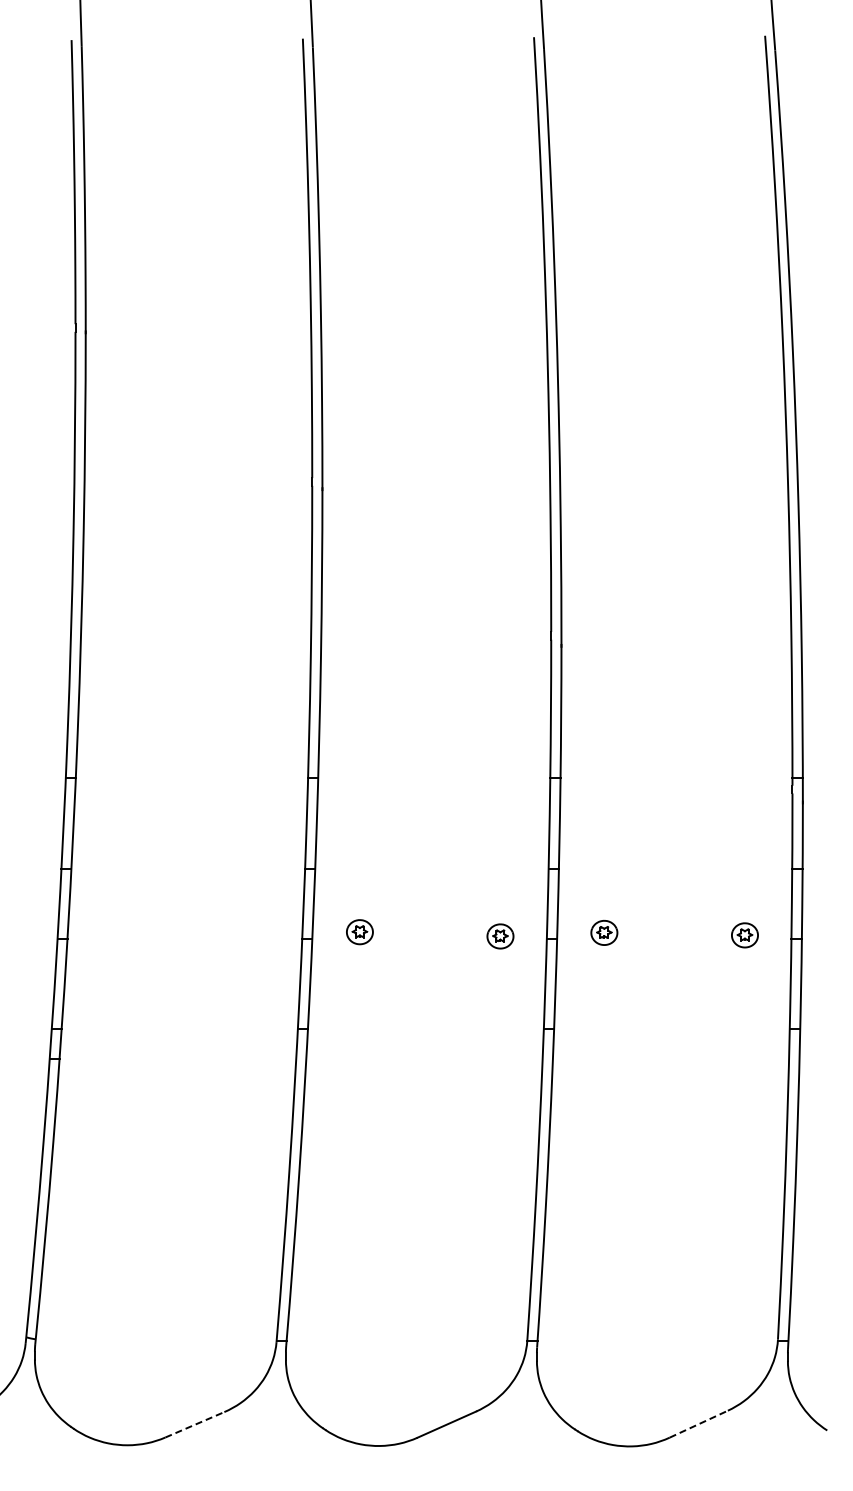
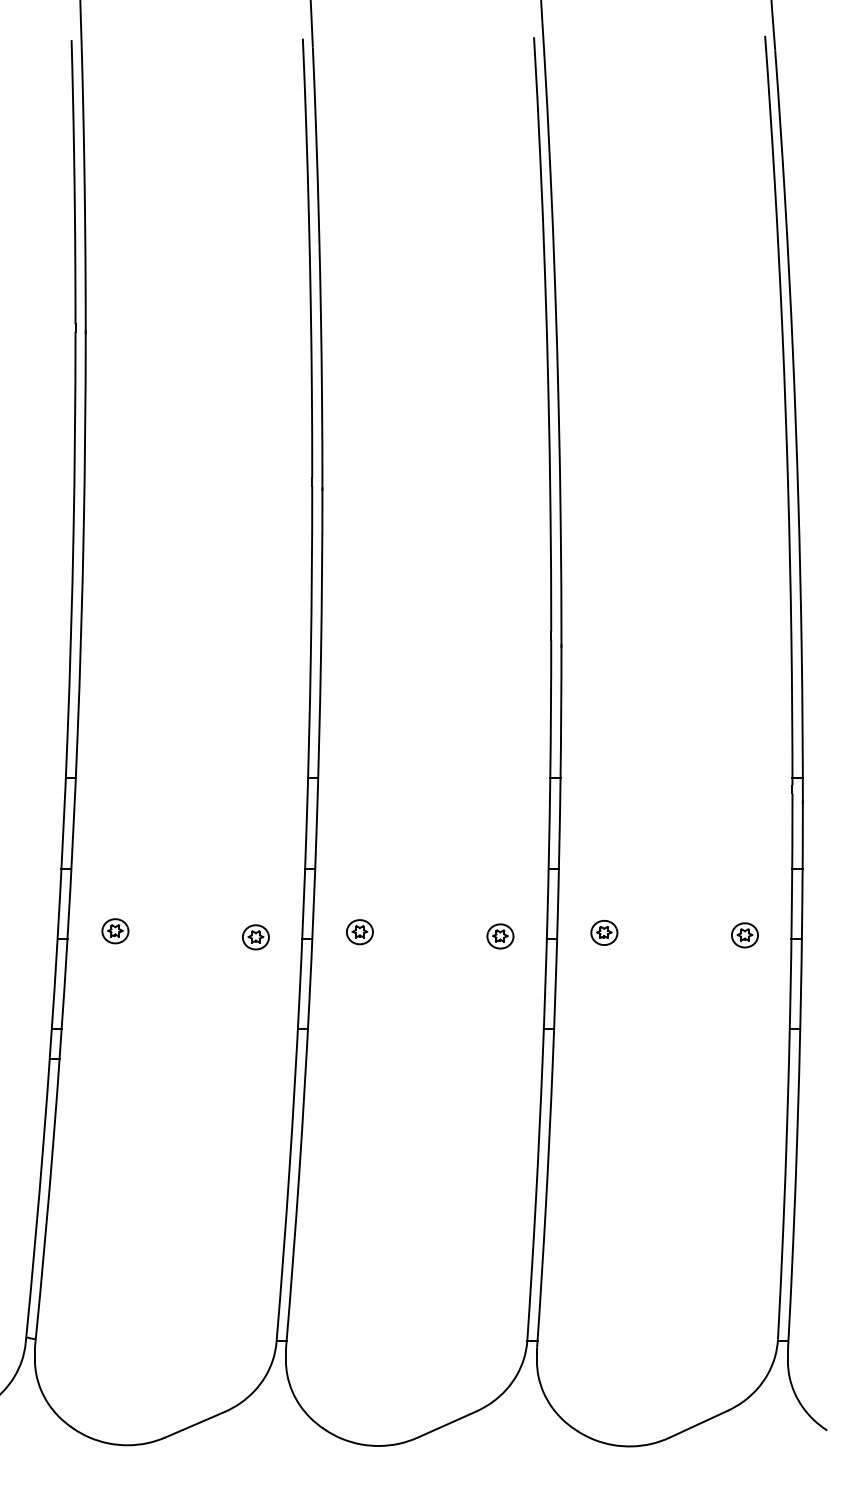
part: none -> present (115, 931)
part: none -> present (255, 937)
line: dashed -> solid (699, 1423)
line: dashed -> solid (195, 1424)
